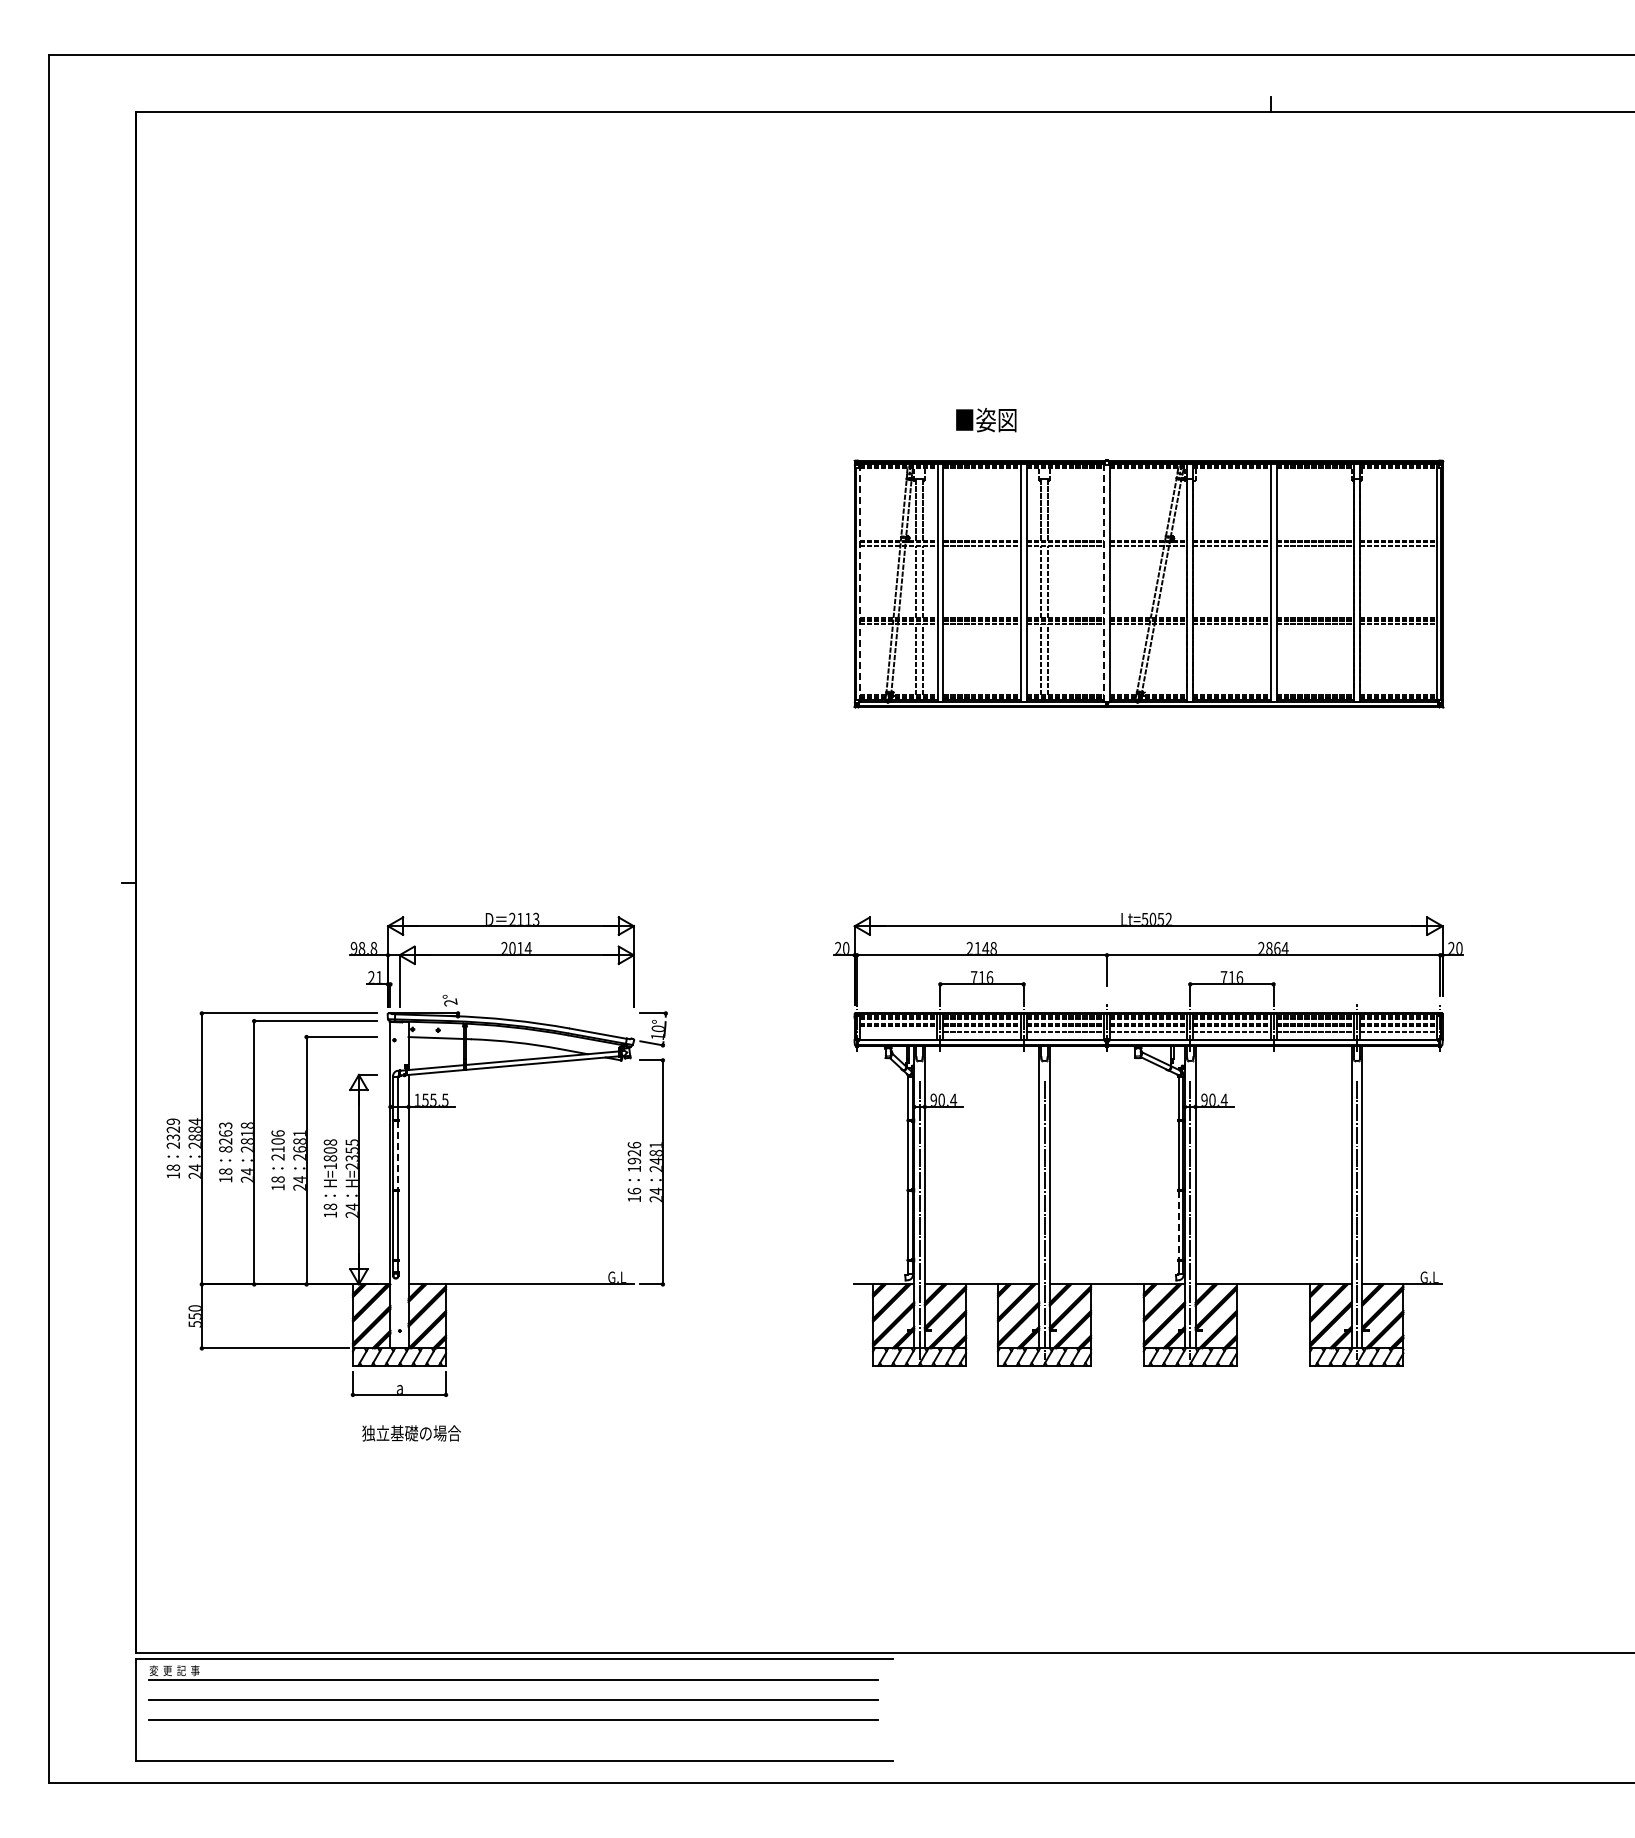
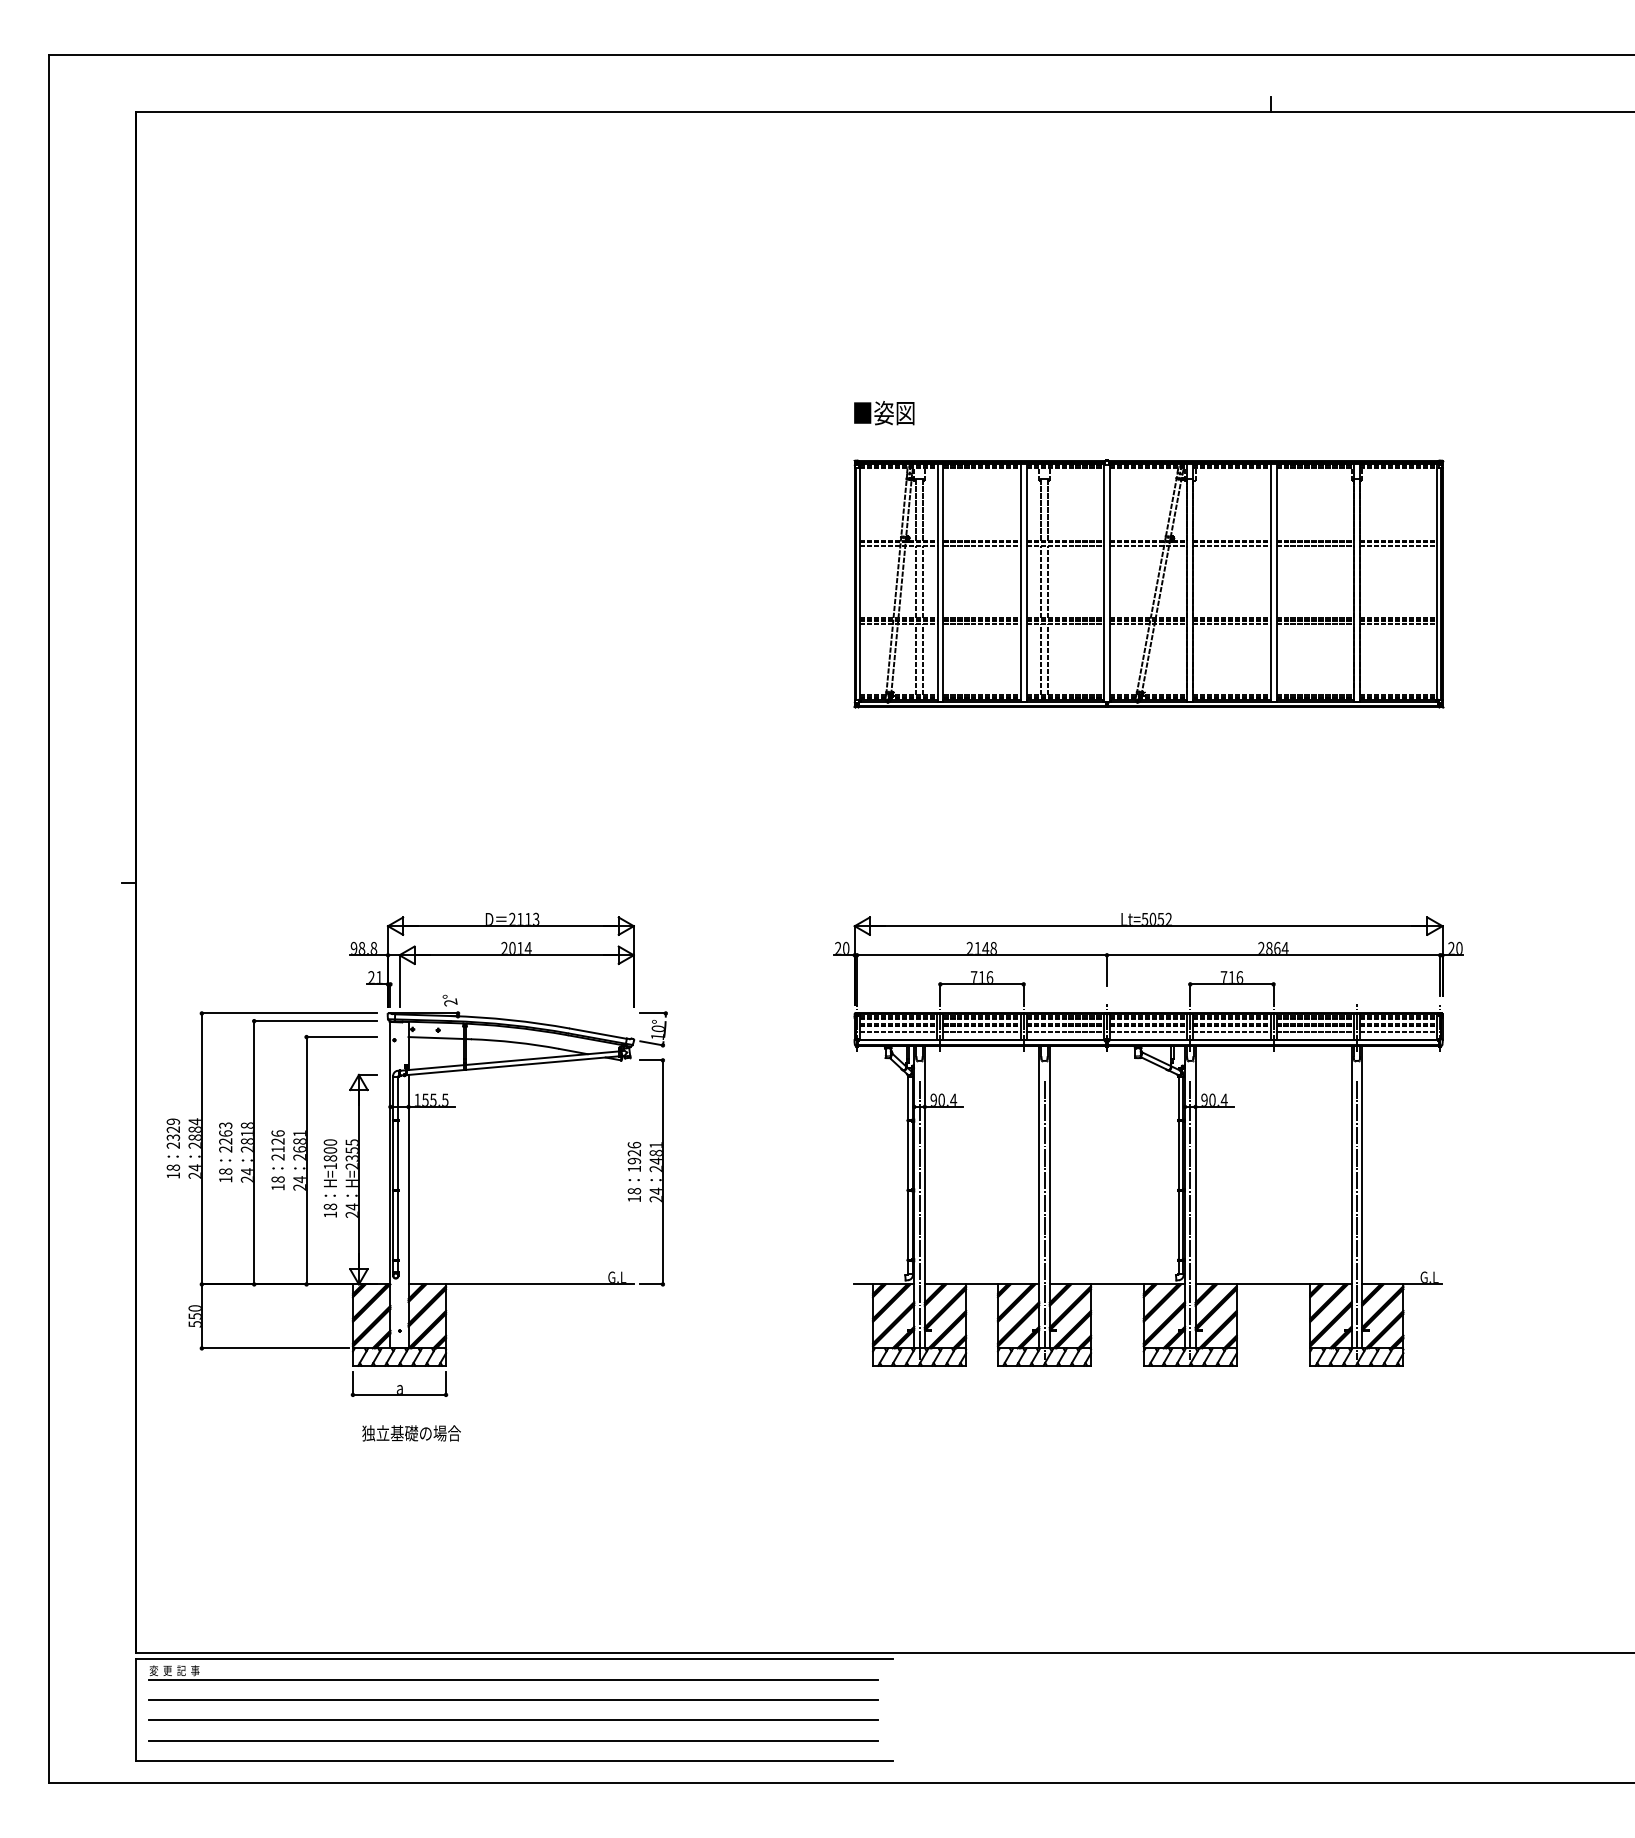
text position: (986, 420) -> (884, 413) (884, 413)
line: dashed -> solid (860, 583)
line: dashed -> solid (1104, 583)
line: none -> present (898, 1031)
text: 2106 -> 2126 (277, 1141)
text: H=1808 -> H=1800 (330, 1142)
text: 8263 -> 2263 (225, 1149)
line: dashed -> solid (398, 1156)
text: 16 -> 18 (633, 1190)
line: dashed -> solid (1178, 1225)
line: none -> present (513, 1740)
